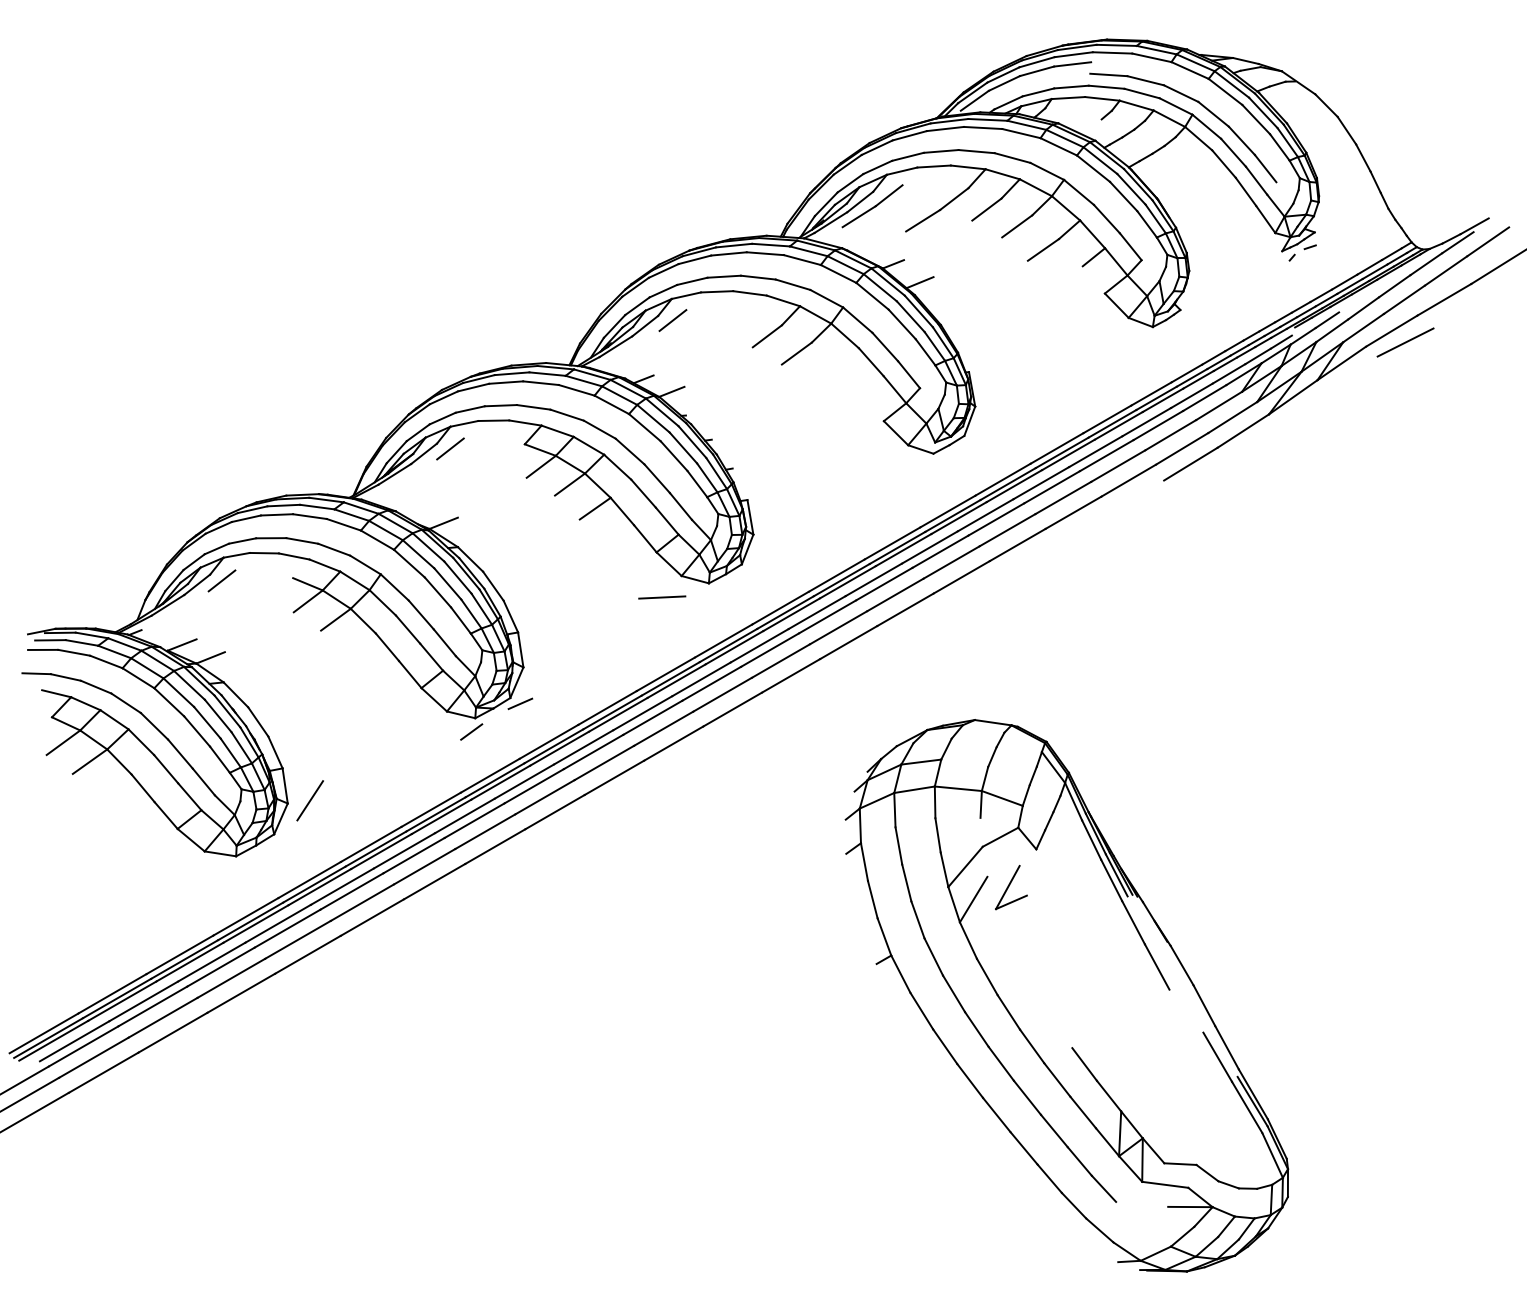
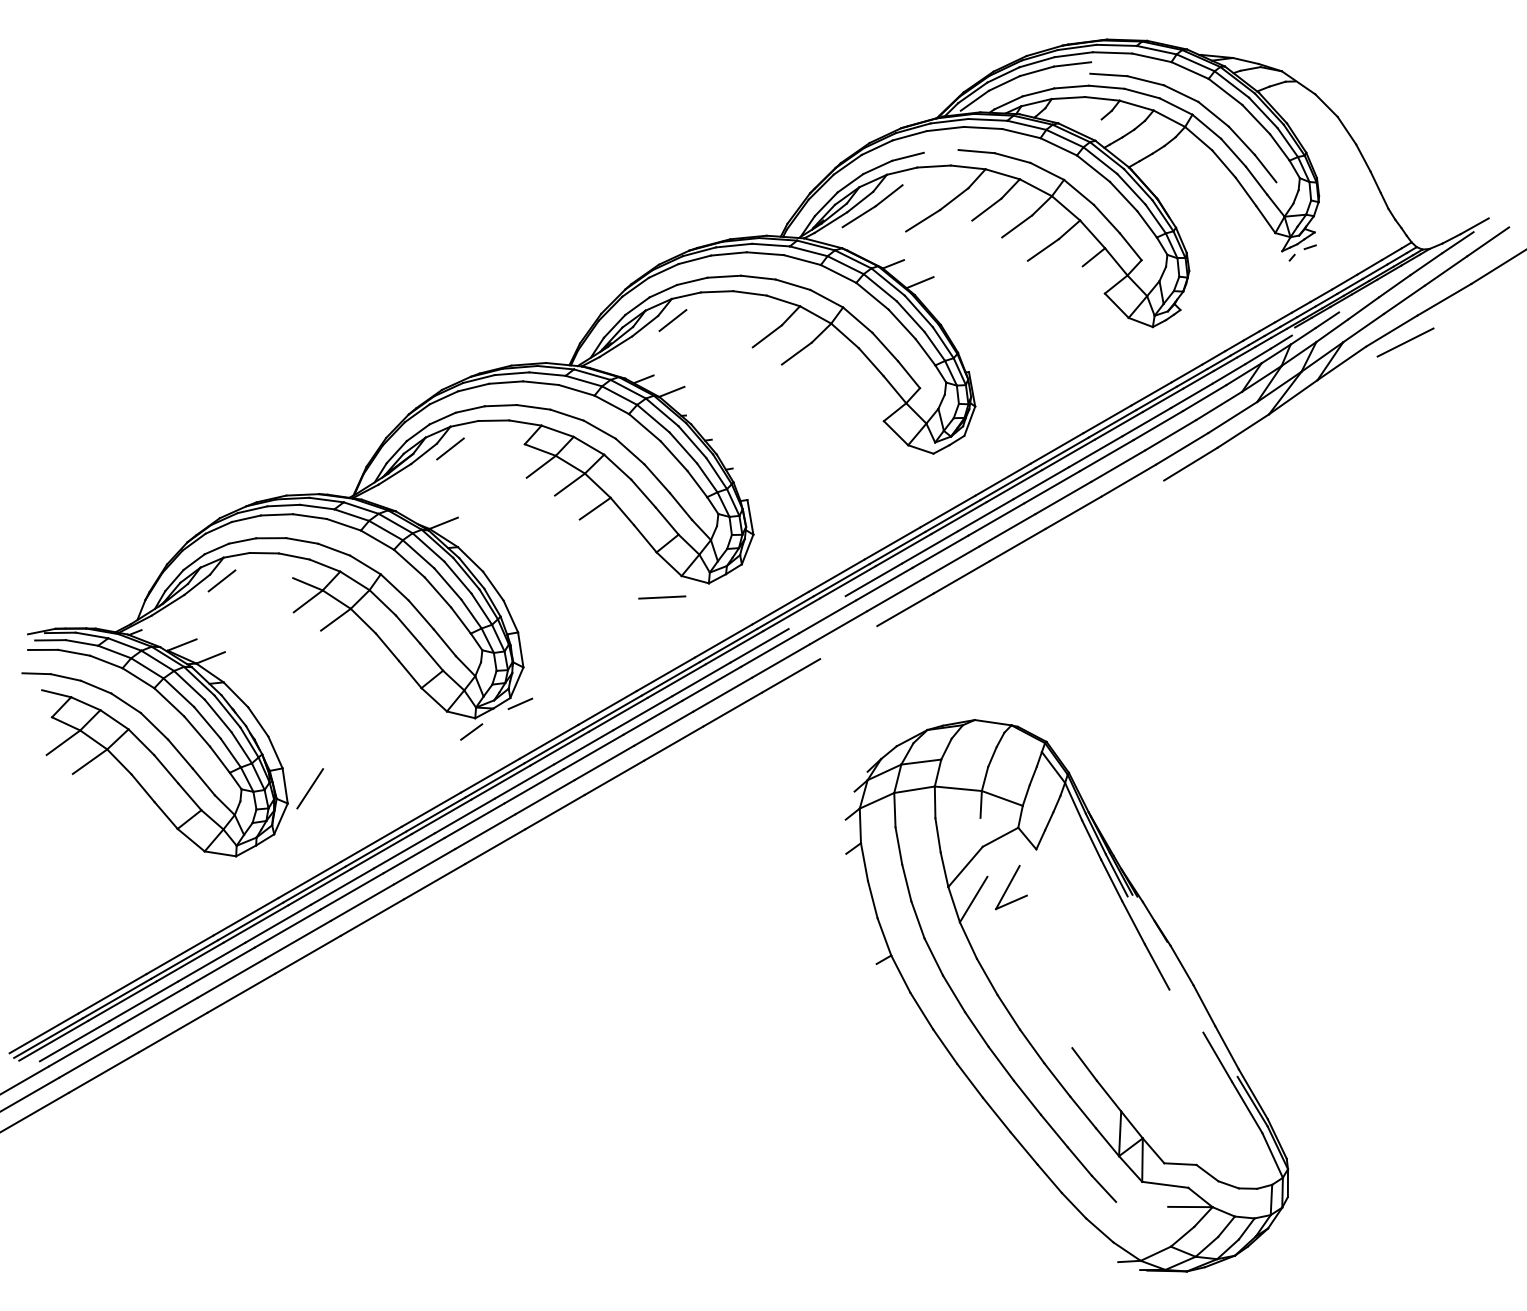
line: present -> none (940, 151)
line: present -> none (816, 612)
line: present -> none (848, 642)
line position: (309, 800) -> (309, 788) (309, 788)
